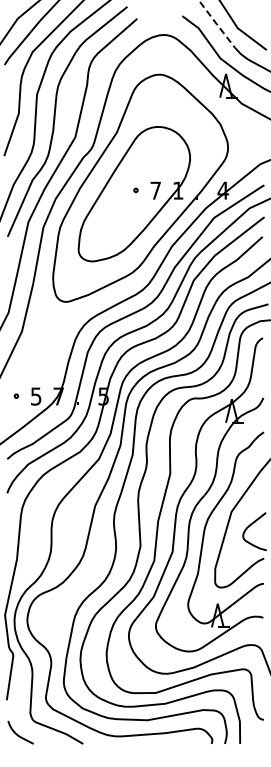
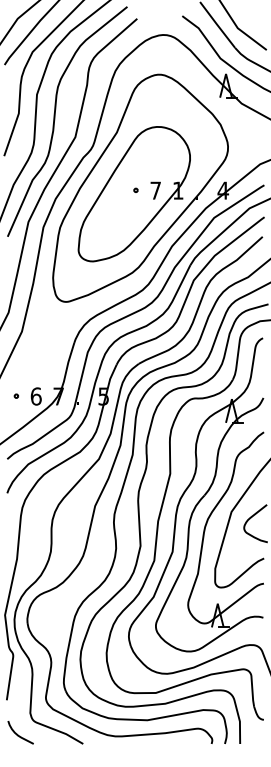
line: dashed -> solid (217, 25)
text: 5 -> 6 (35, 396)
curve position: (250, 526) -> (251, 518) (251, 518)
